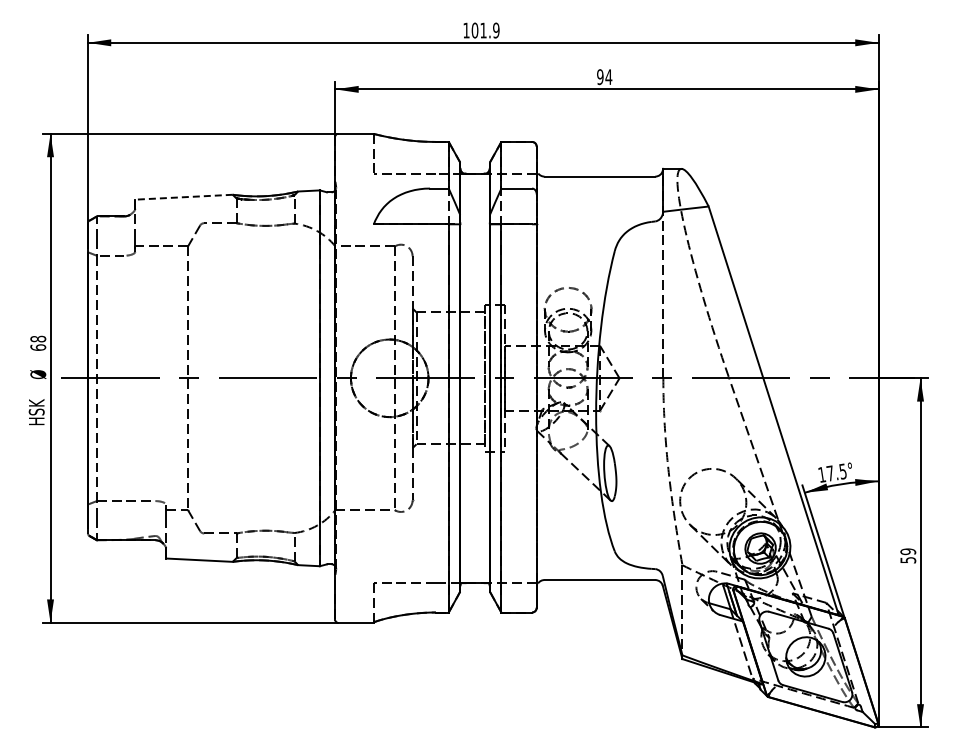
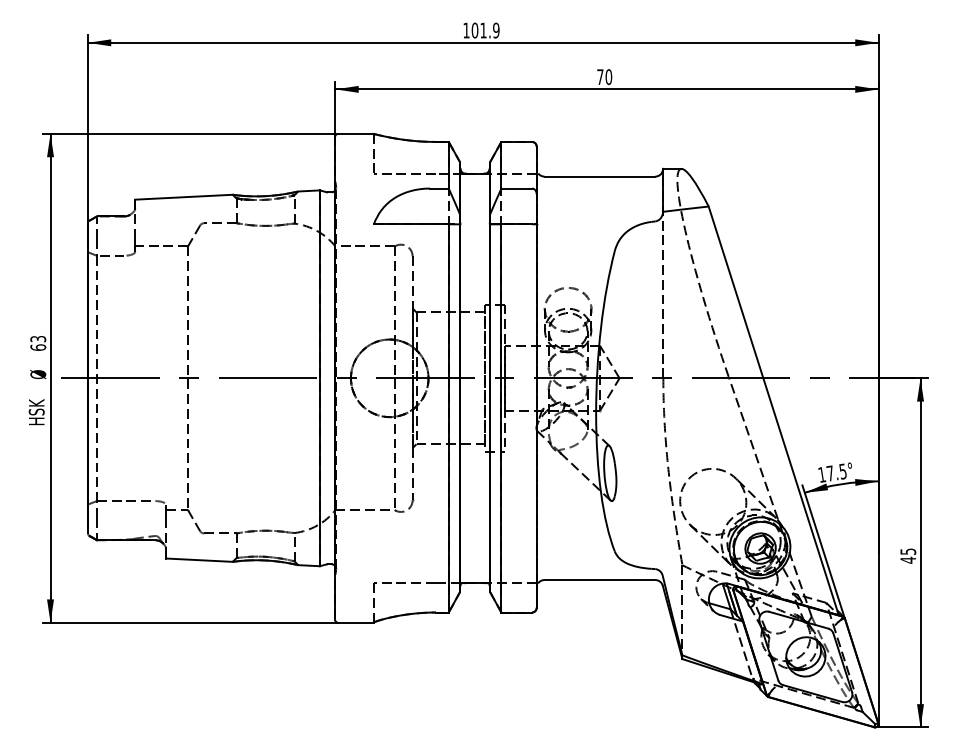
text: 94 -> 70 (604, 77)
line: dashed -> solid (184, 197)
text: 68 -> 63 (38, 338)
text: 59 -> 45 (908, 555)
